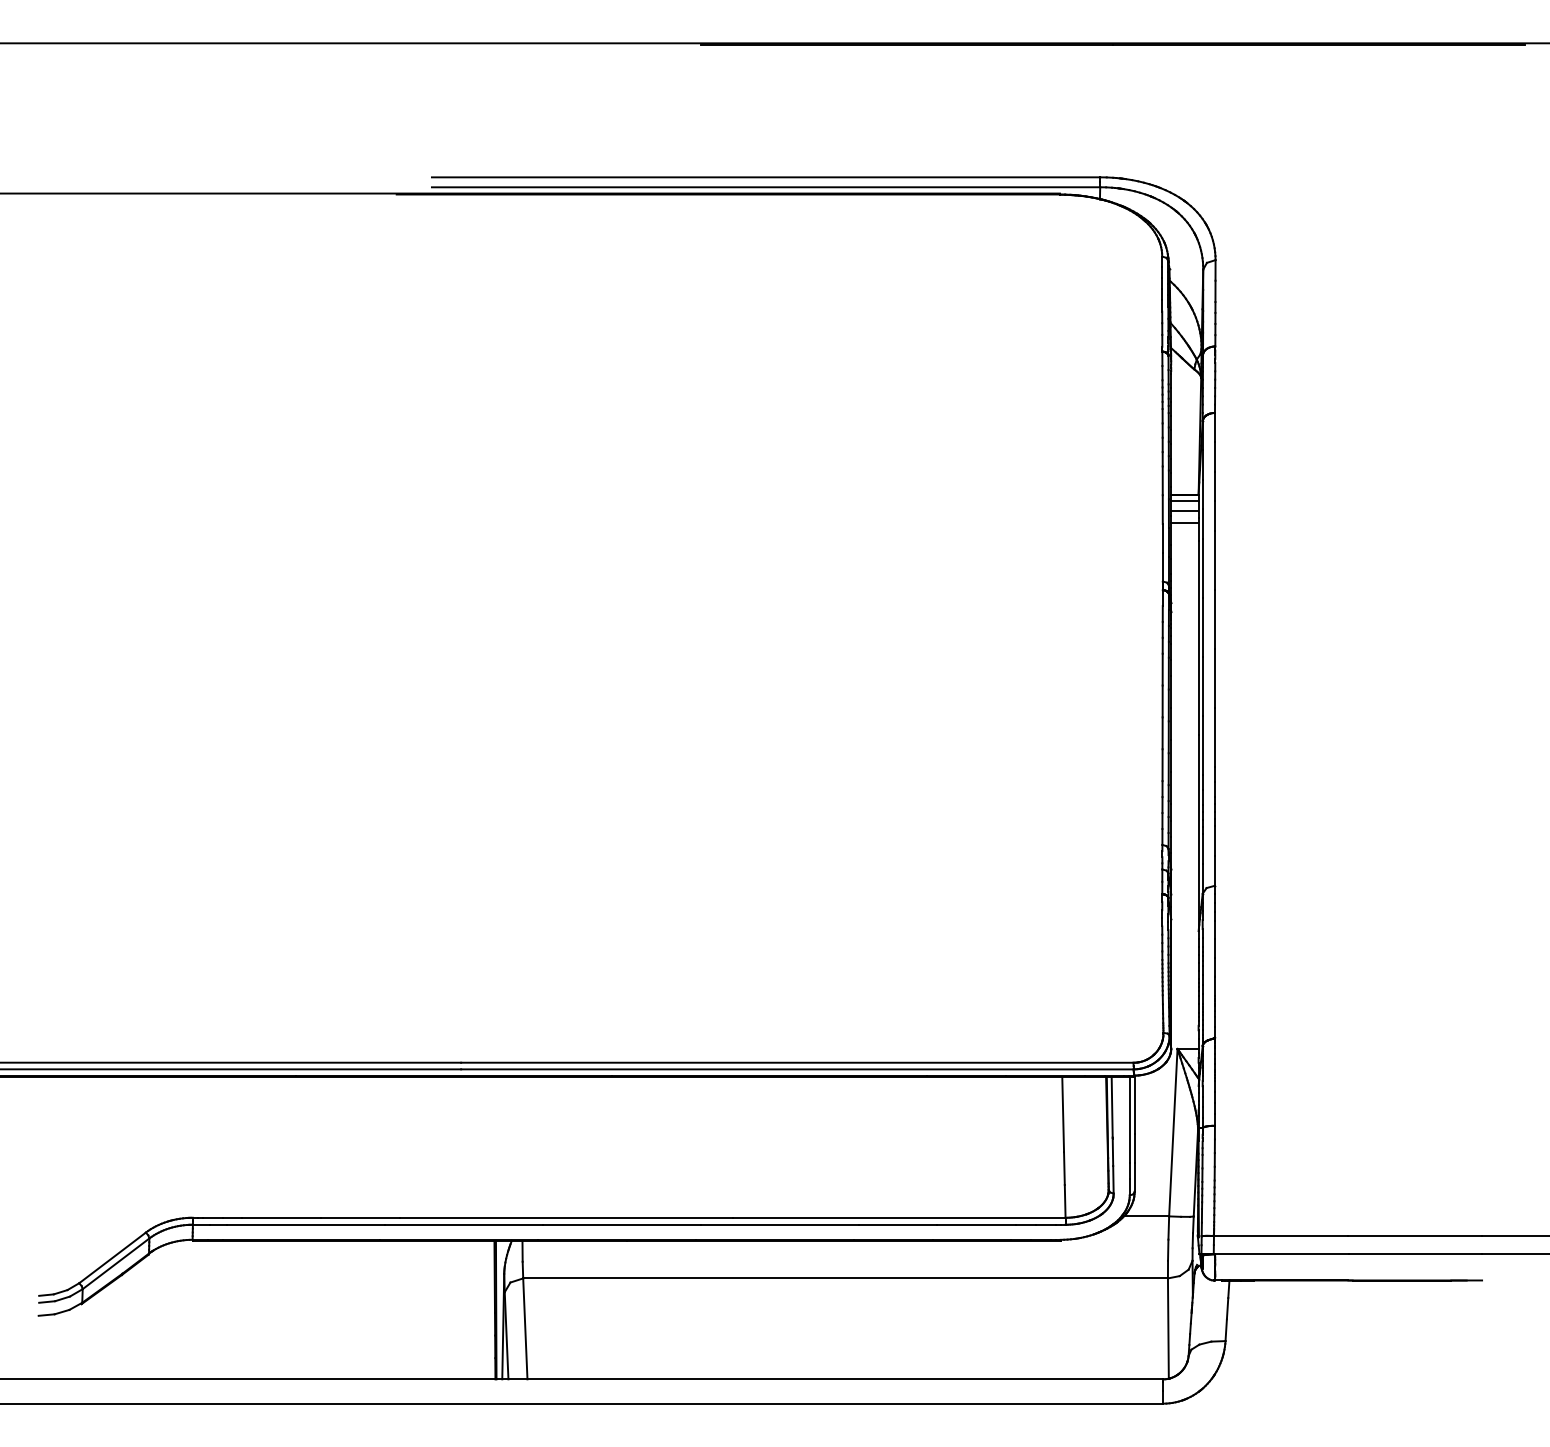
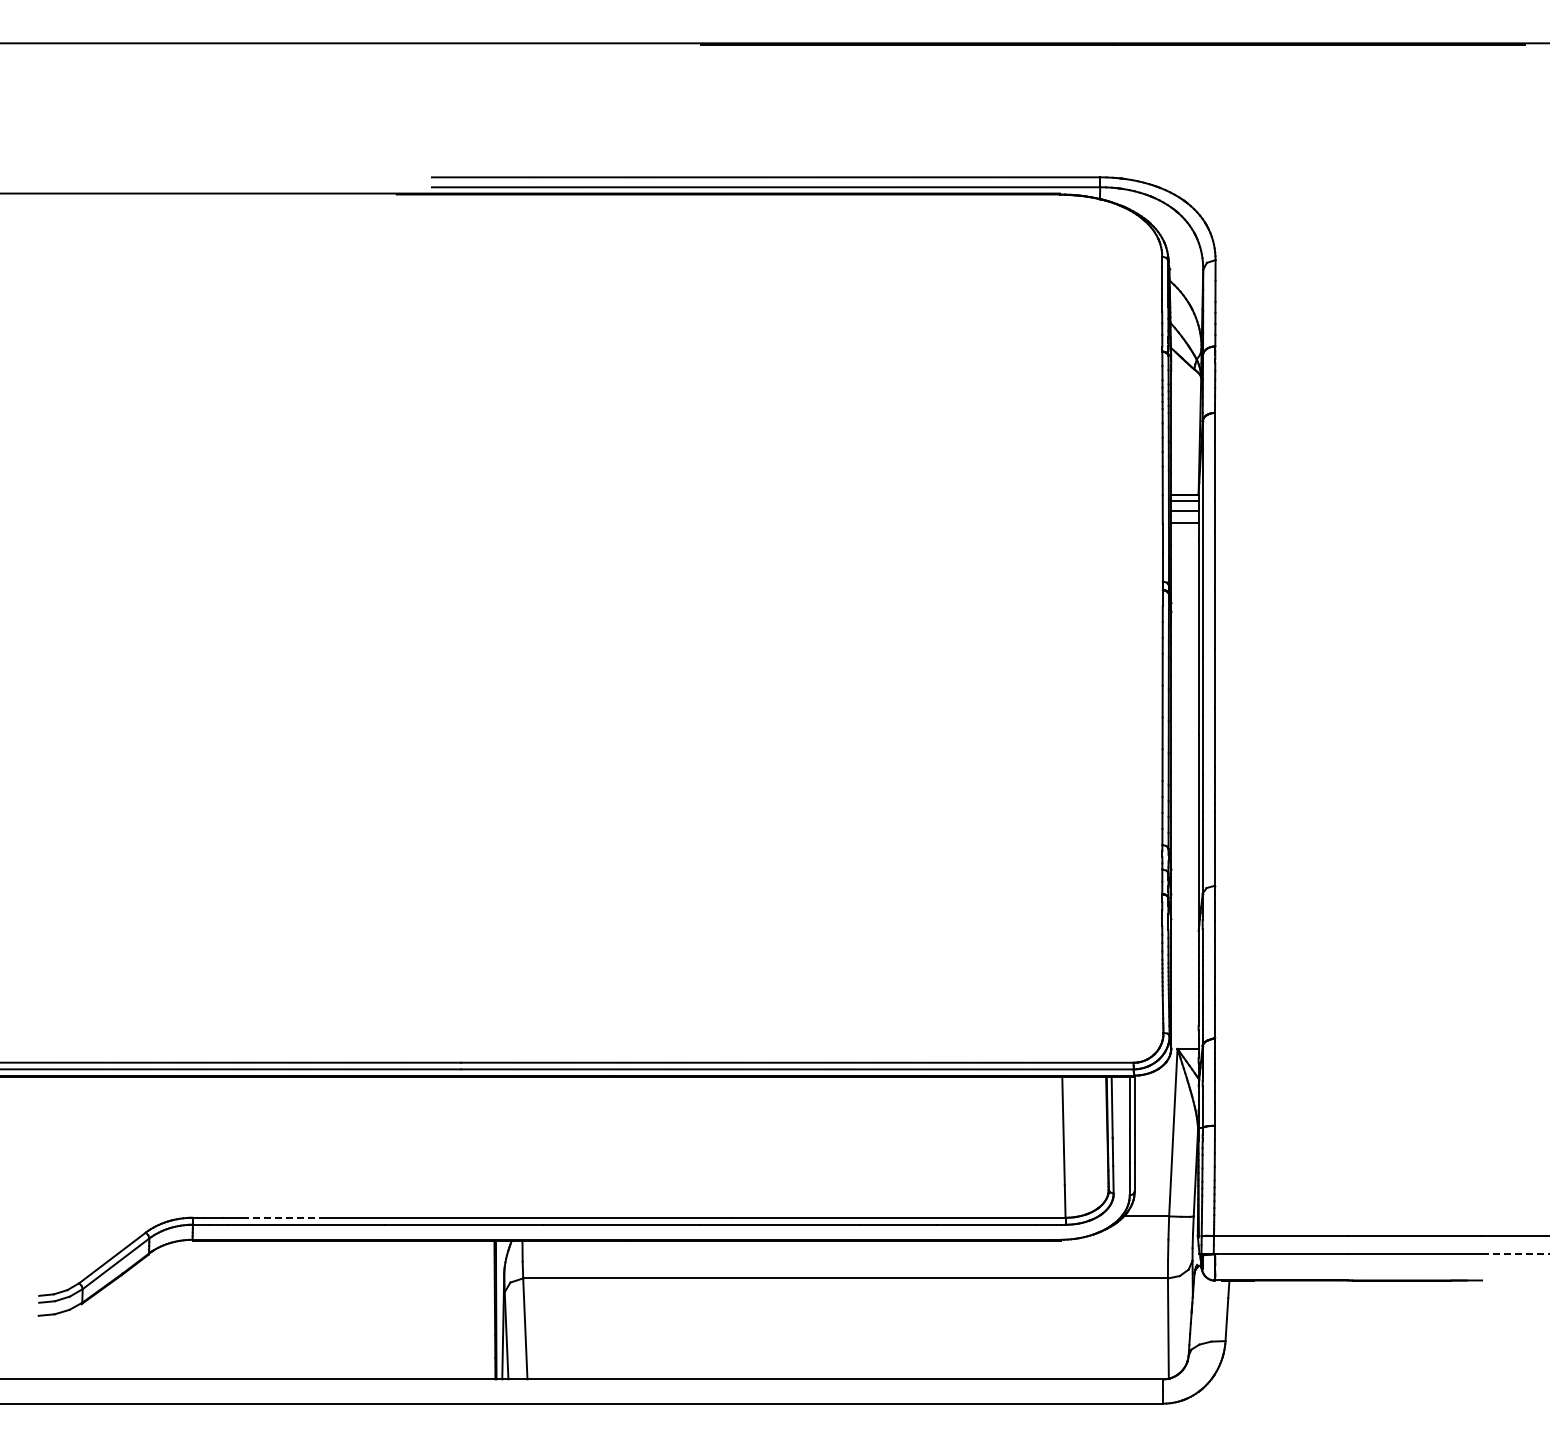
line: solid -> dashed (282, 1217)
line: solid -> dashed (1516, 1254)
